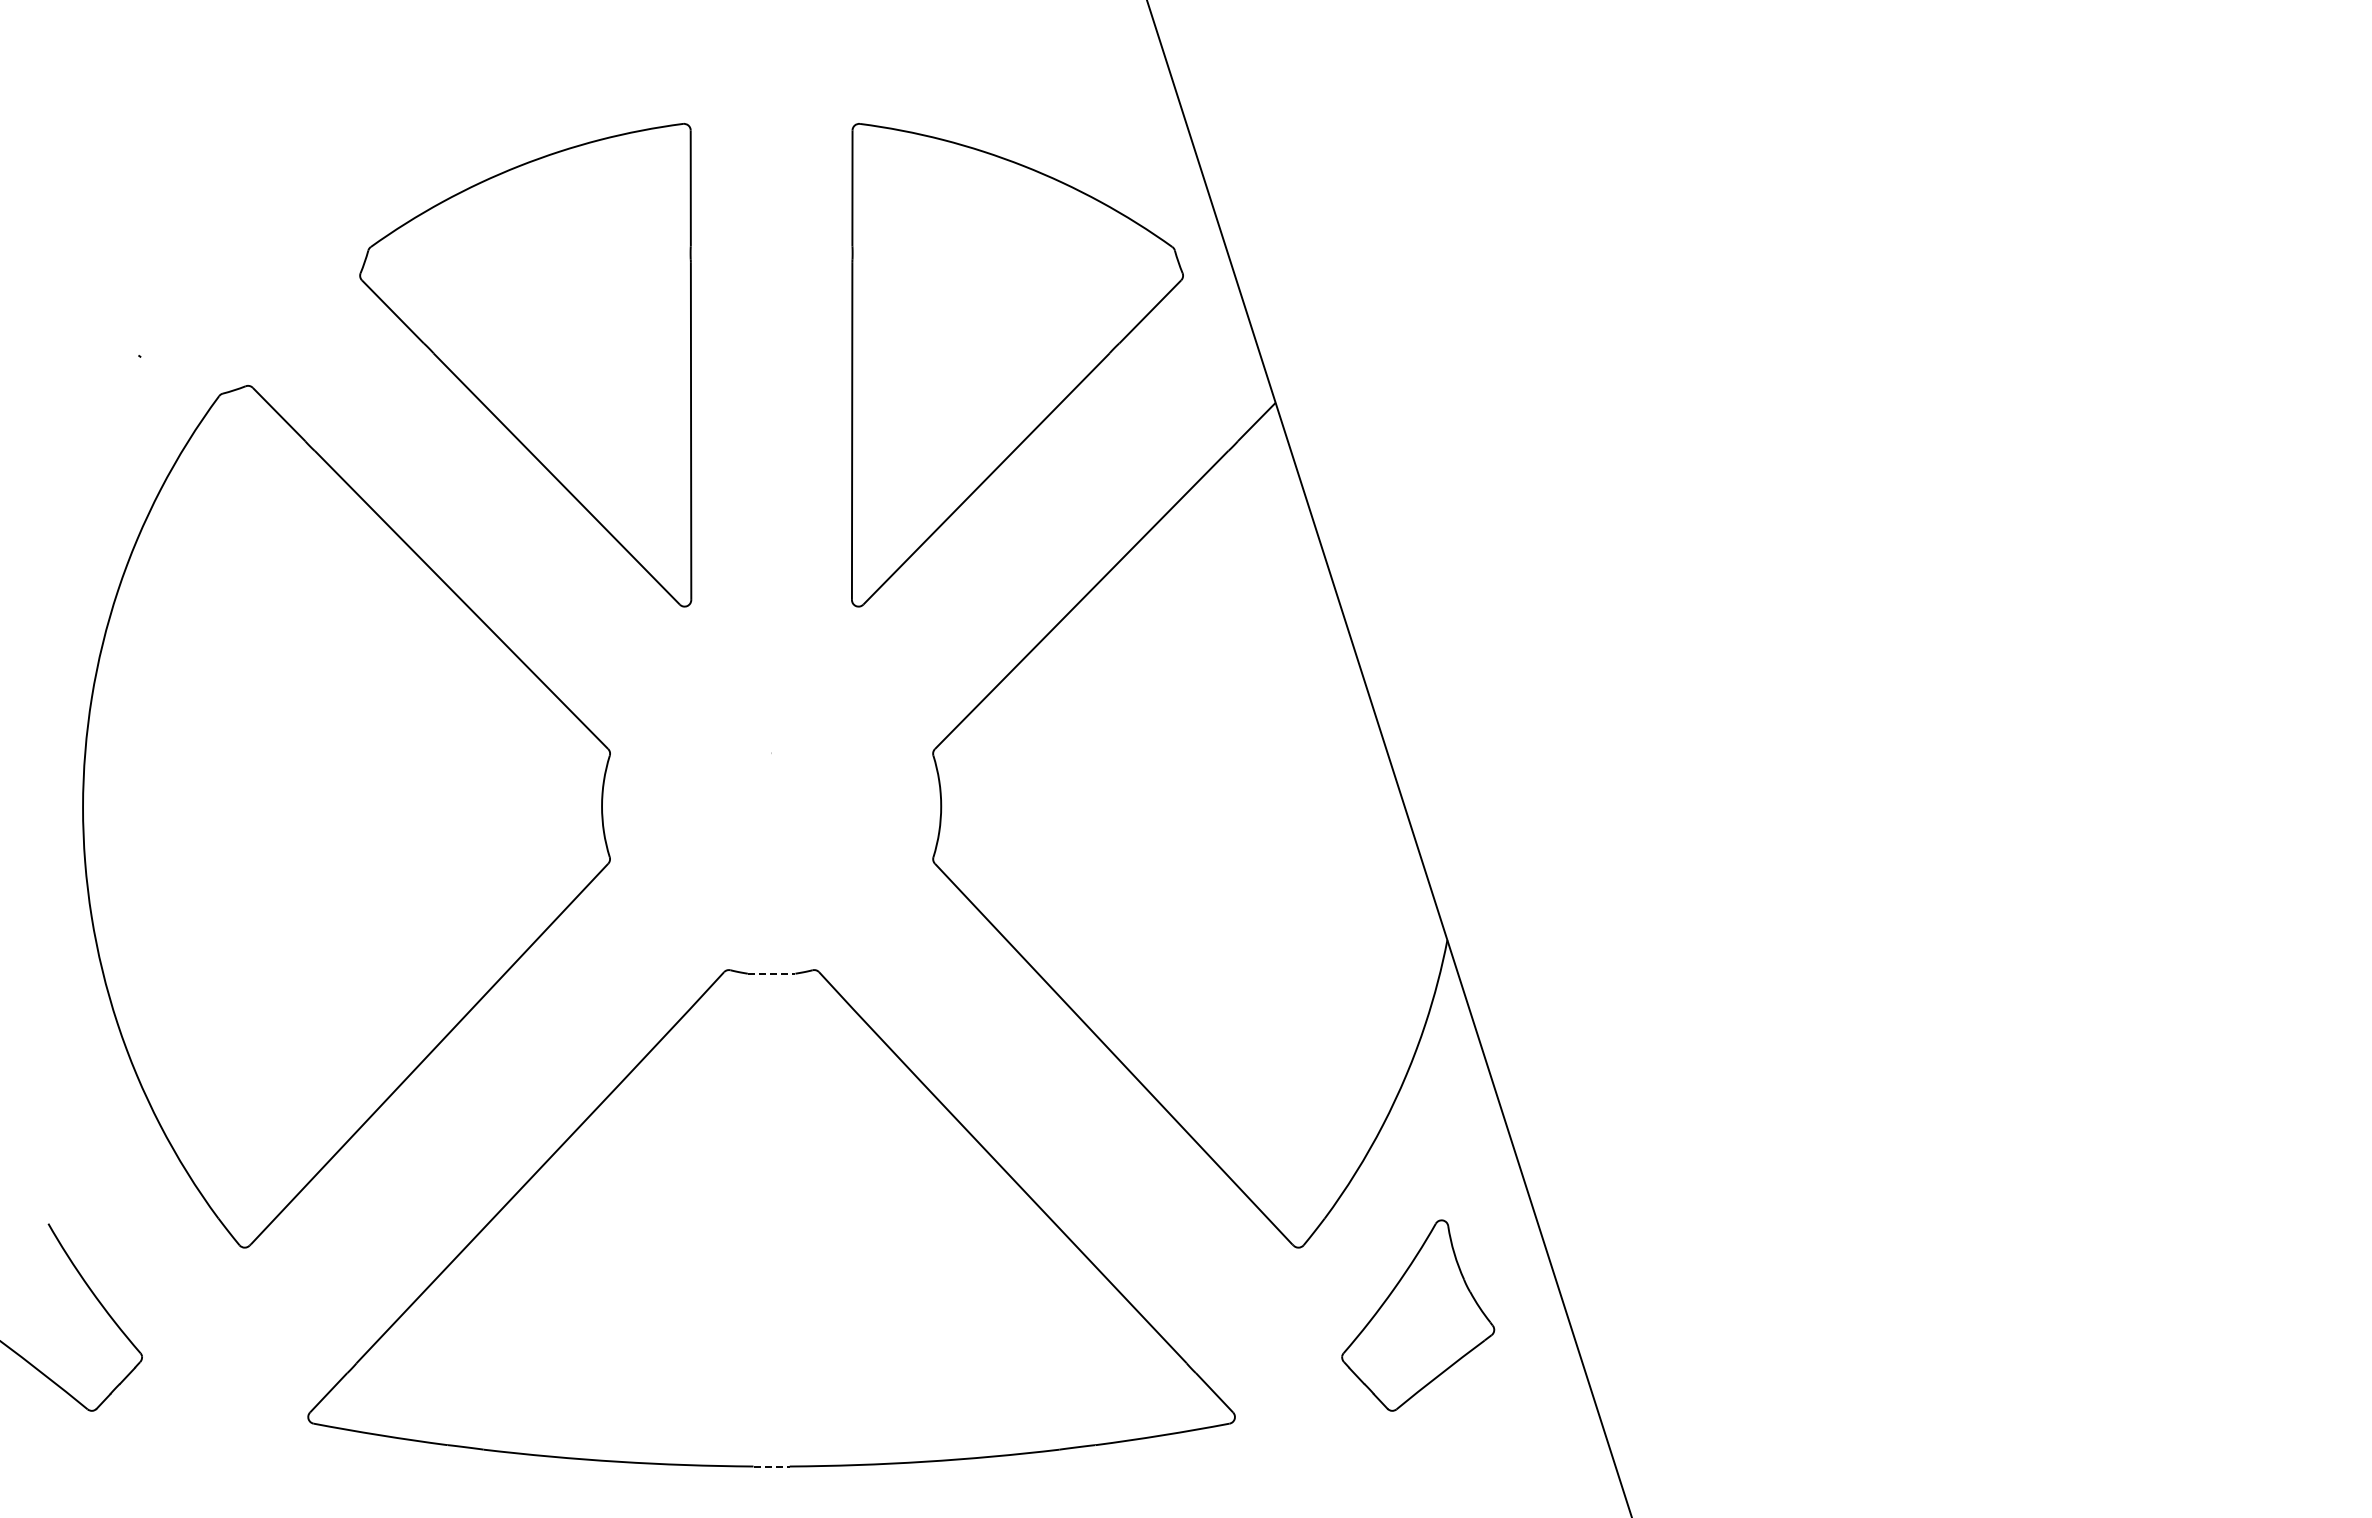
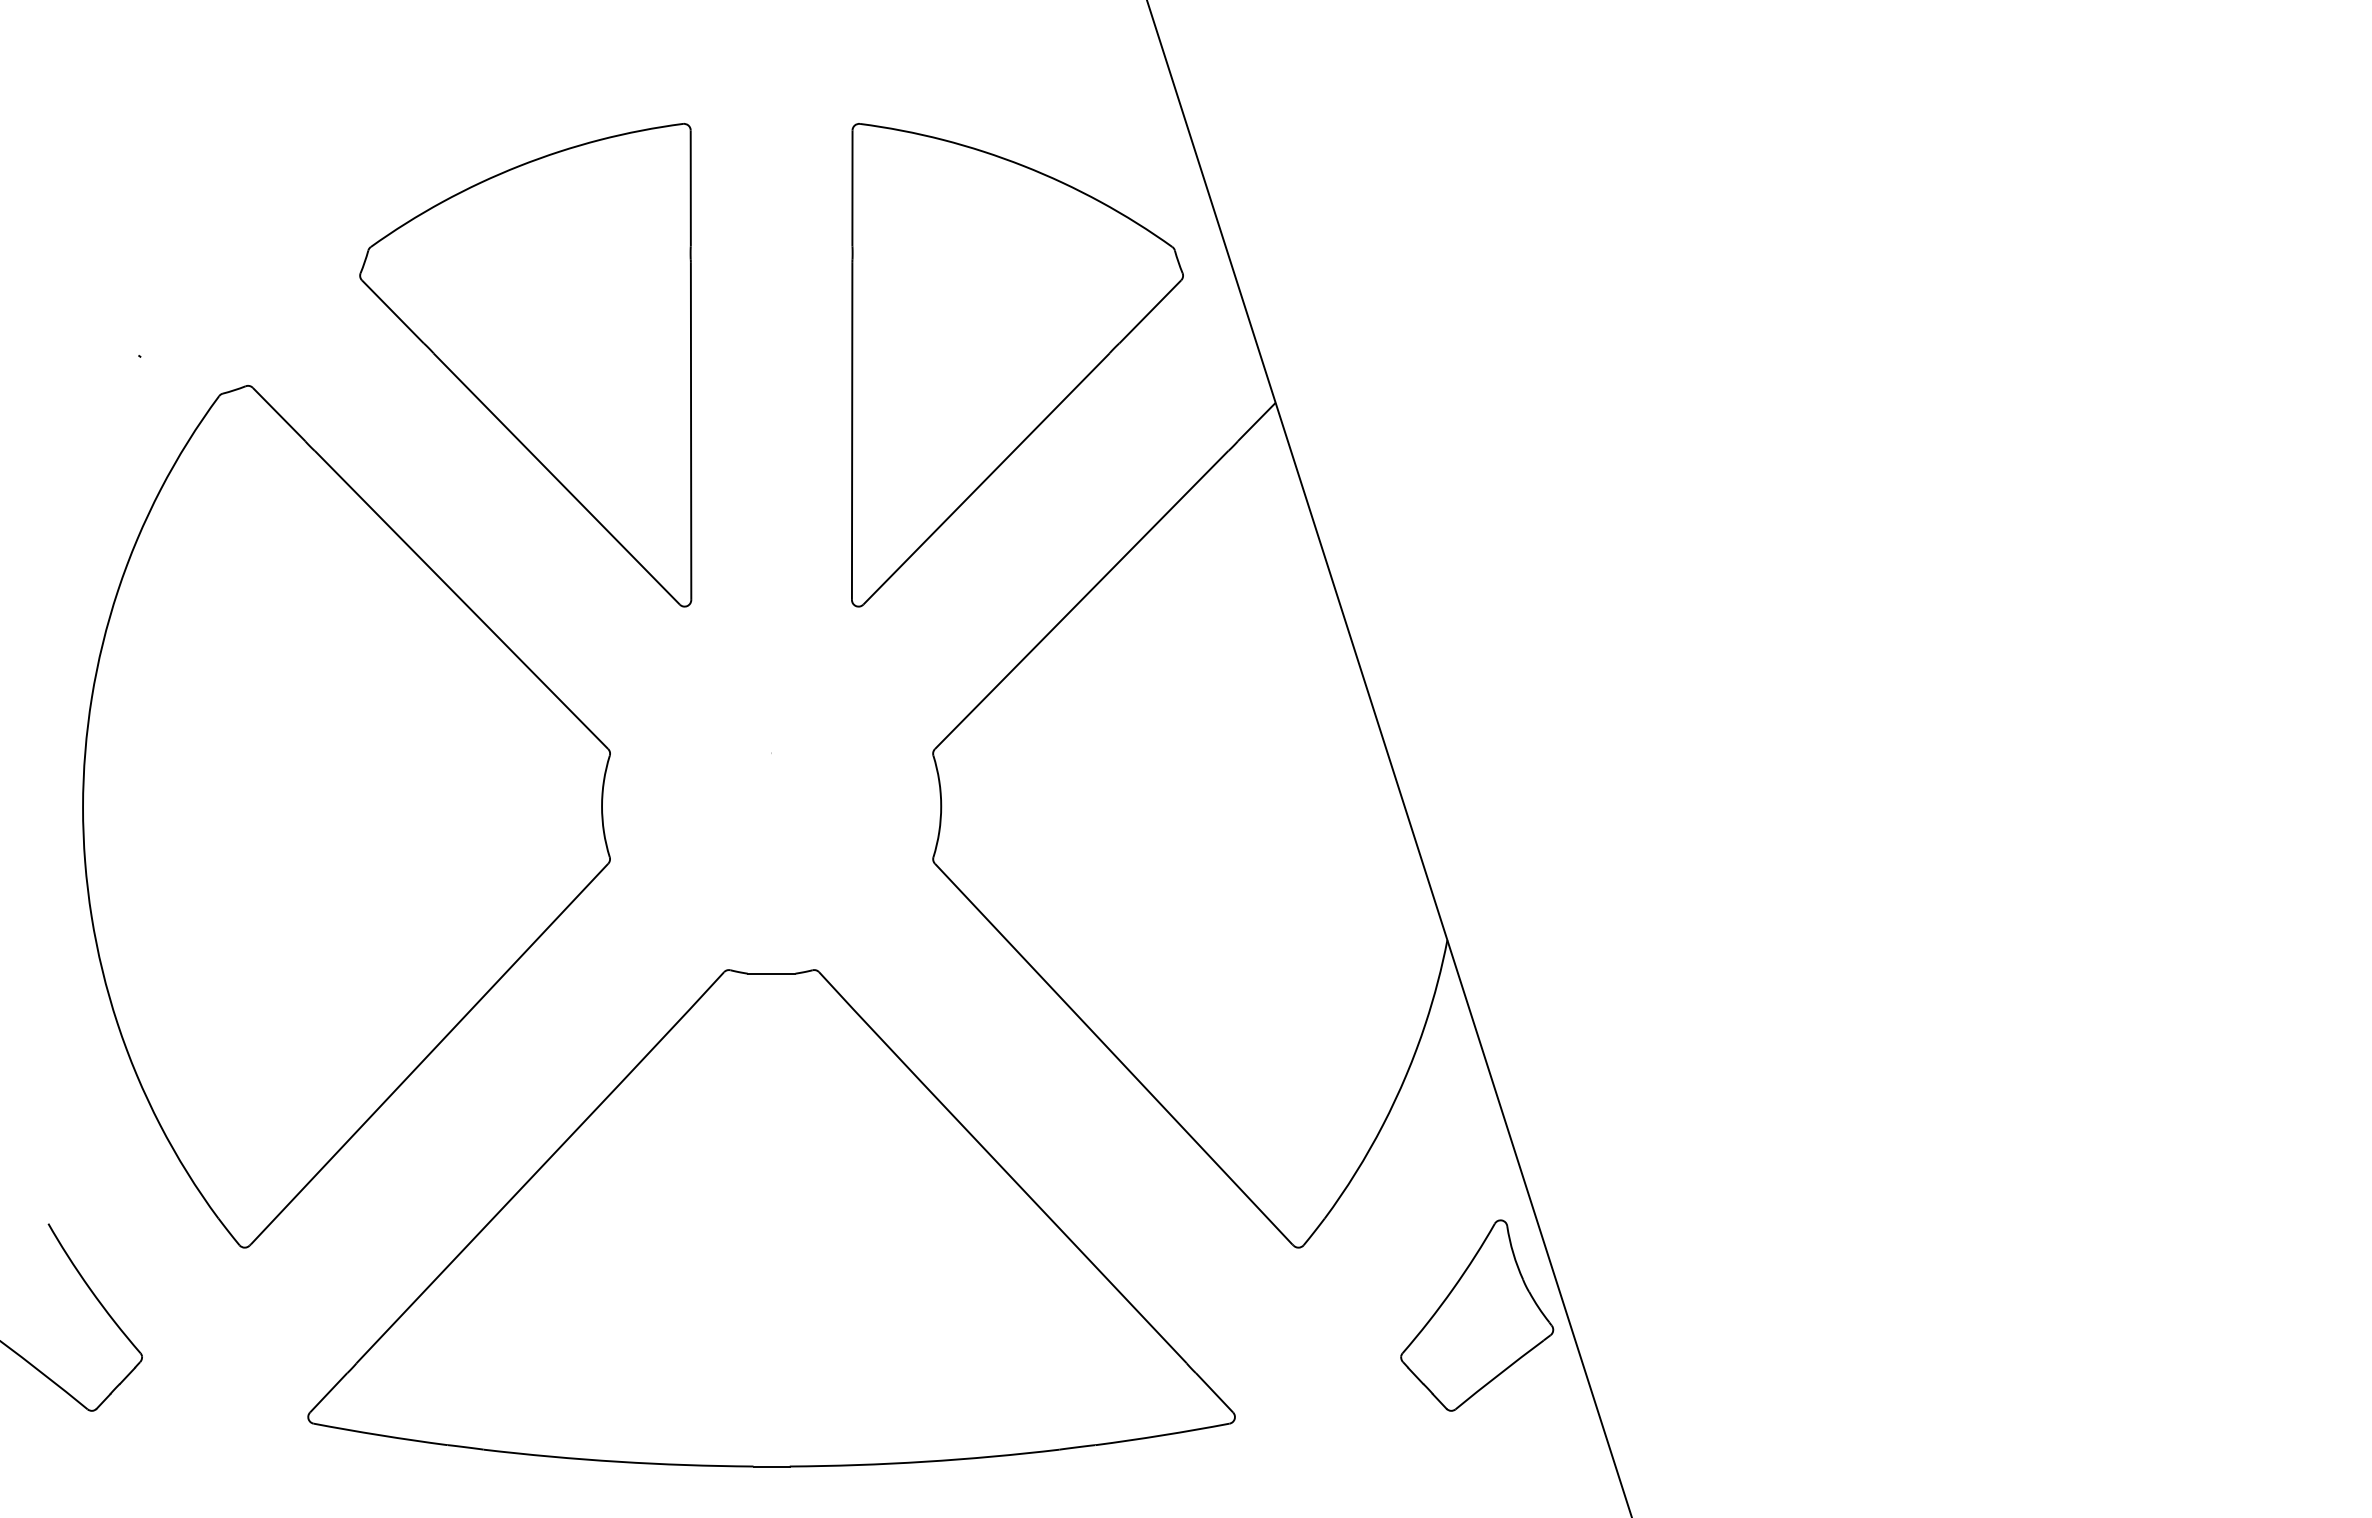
line: dashed -> solid (771, 973)
part position: (1418, 1315) -> (1477, 1315) (1477, 1315)
line: dashed -> solid (772, 1466)
